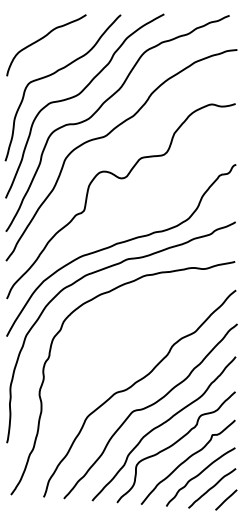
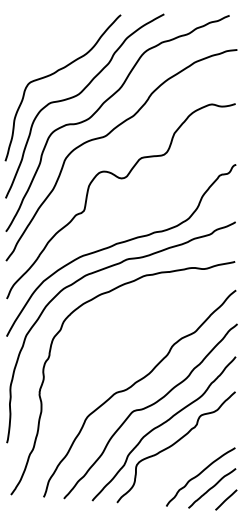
curve: present -> none (42, 39)
curve: present -> none (187, 460)
